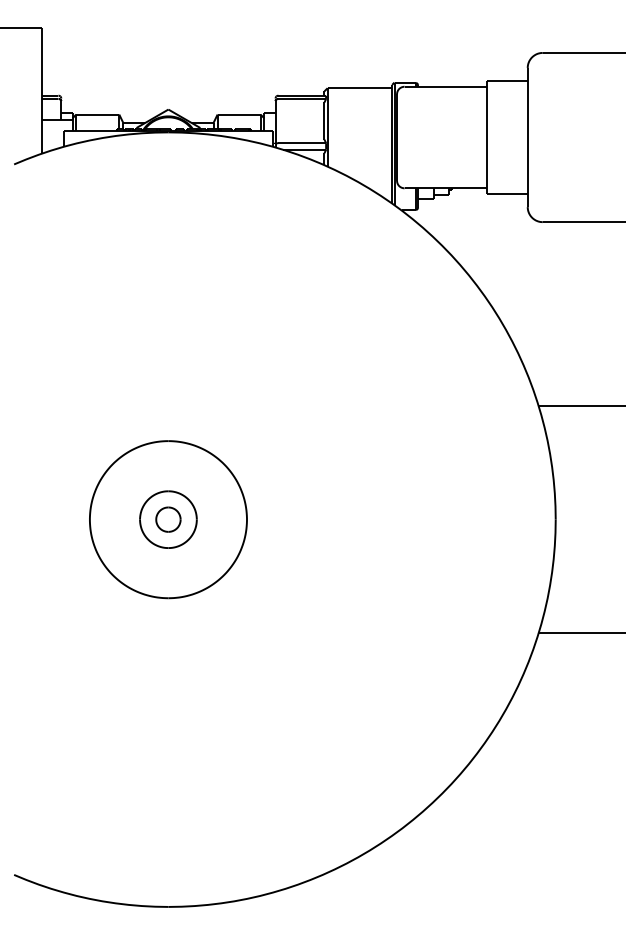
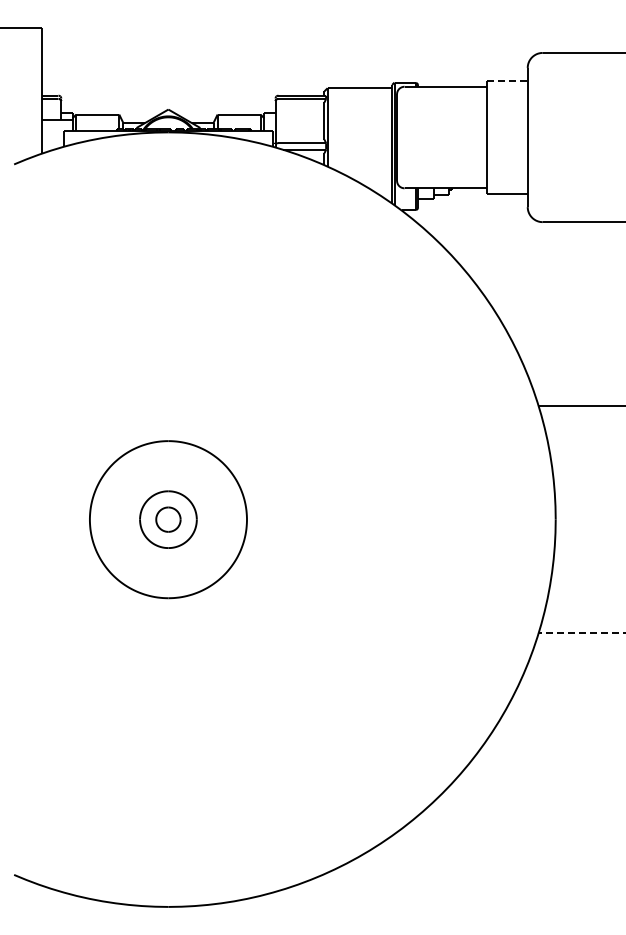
line: solid -> dashed (507, 81)
line: solid -> dashed (581, 633)
